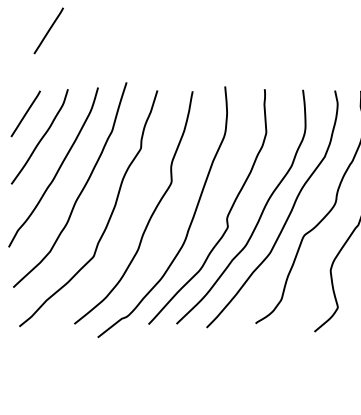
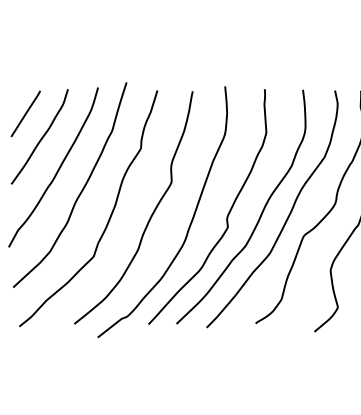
line: present -> none (48, 30)
